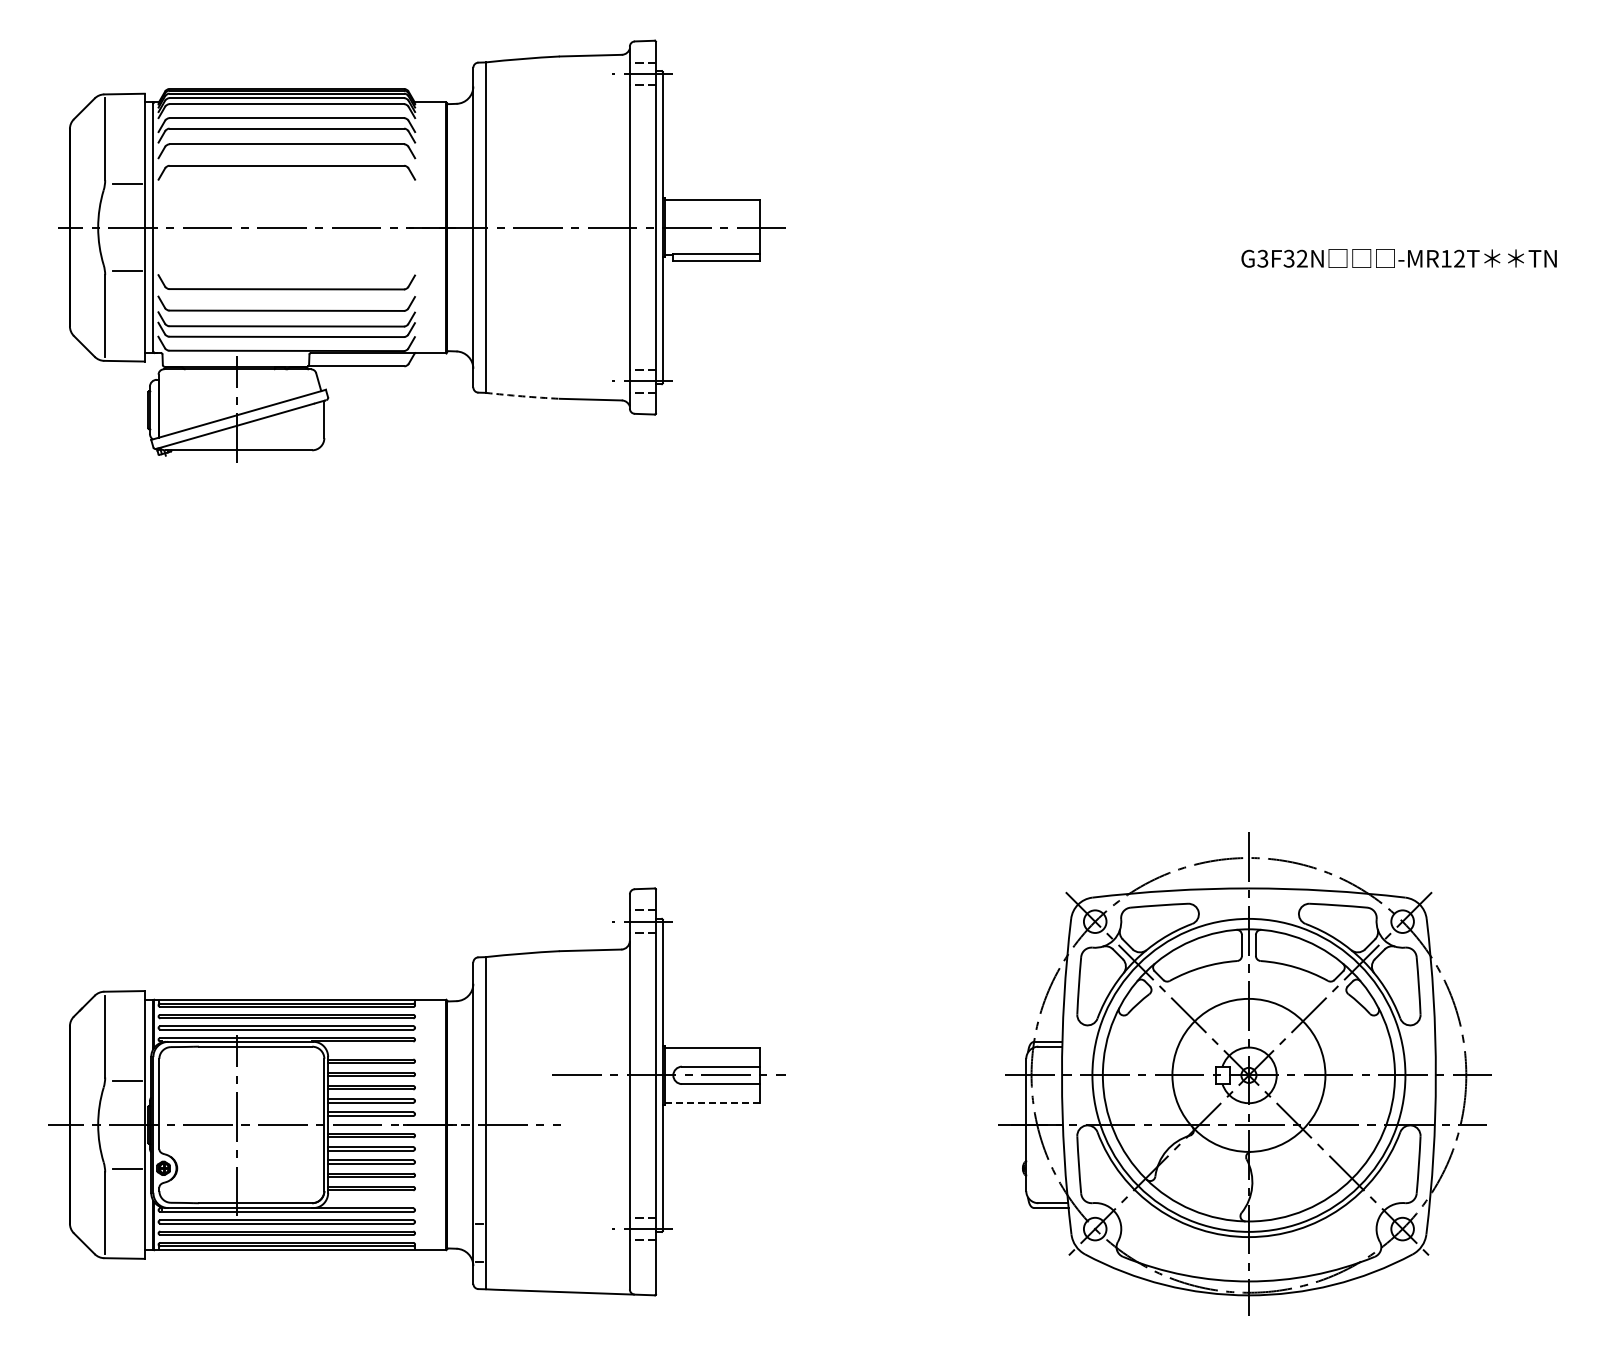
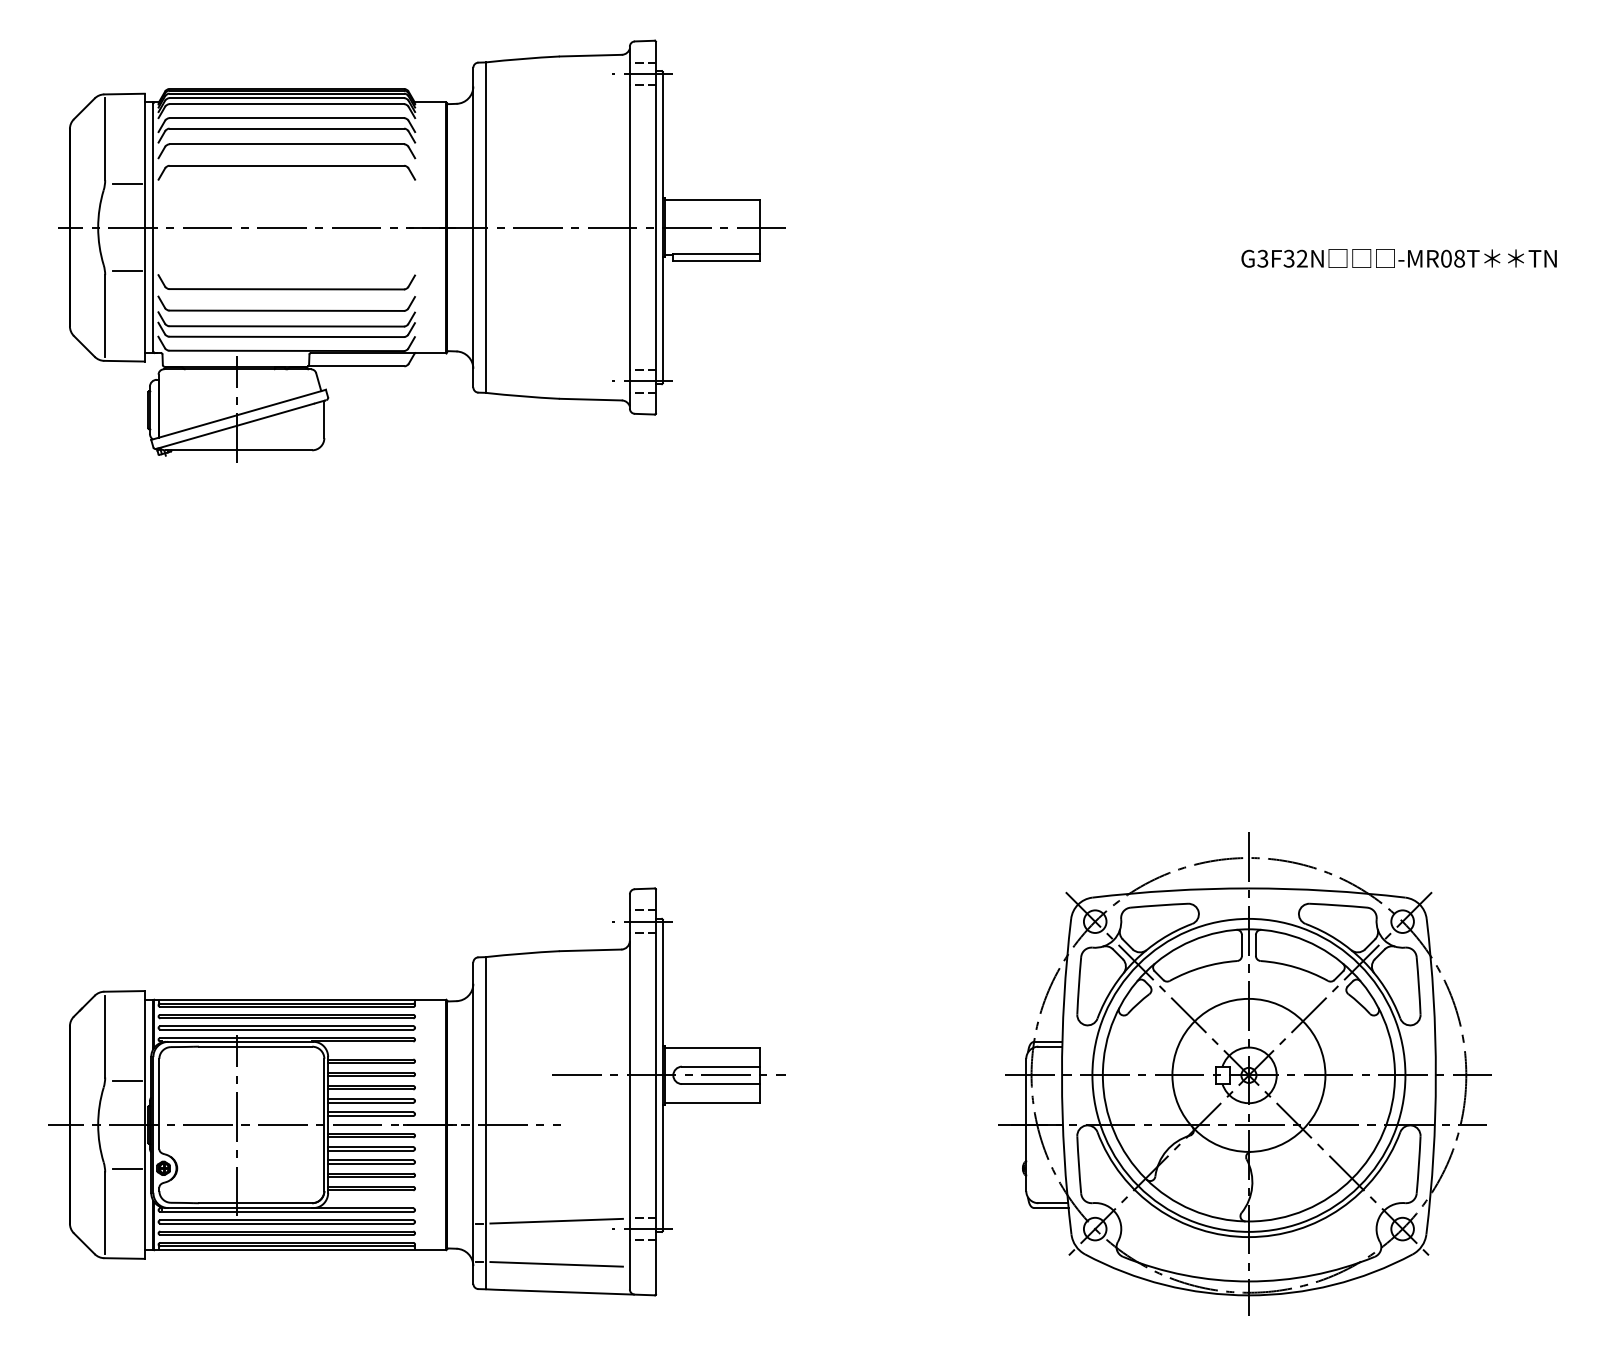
text: -MR12T -> -MR08T (1453, 258)
arc: dashed -> solid (522, 396)
line: dashed -> solid (712, 1103)
line: none -> present (556, 1220)
line: none -> present (556, 1264)
